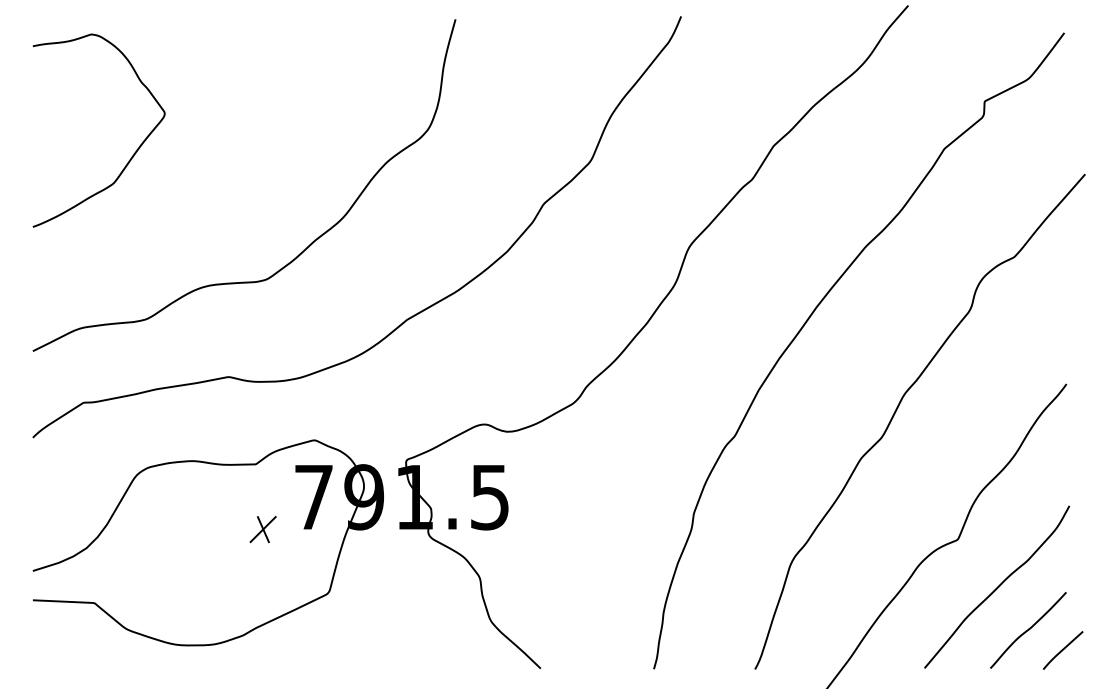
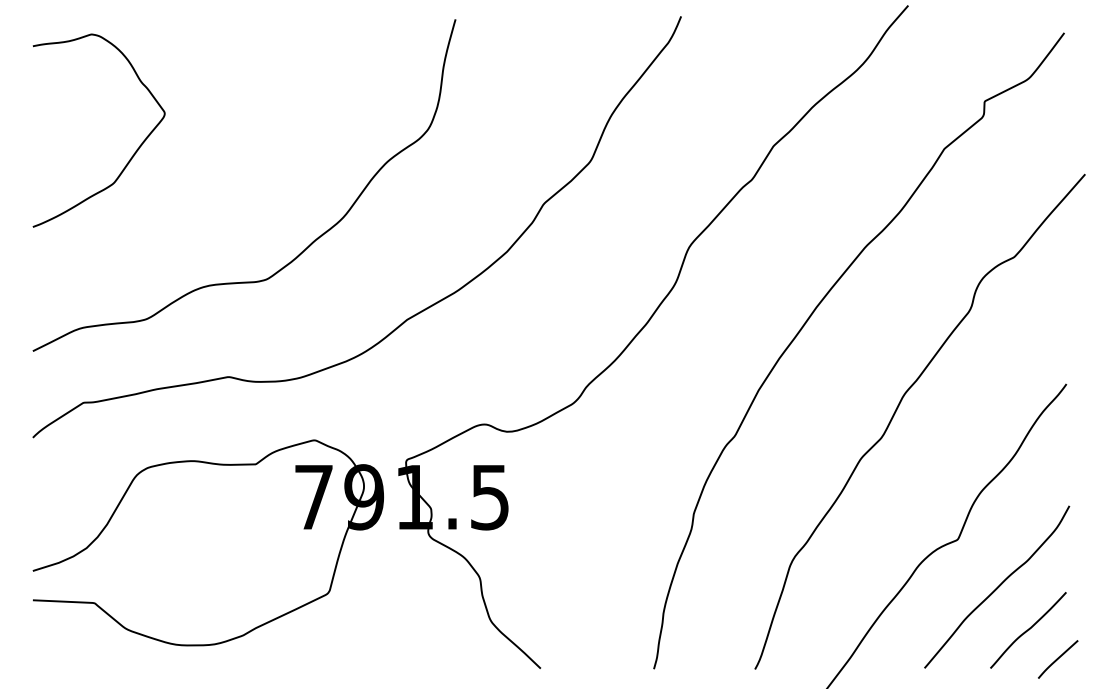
part: present -> none (262, 529)
line position: (1063, 650) -> (1058, 659) (1058, 659)
